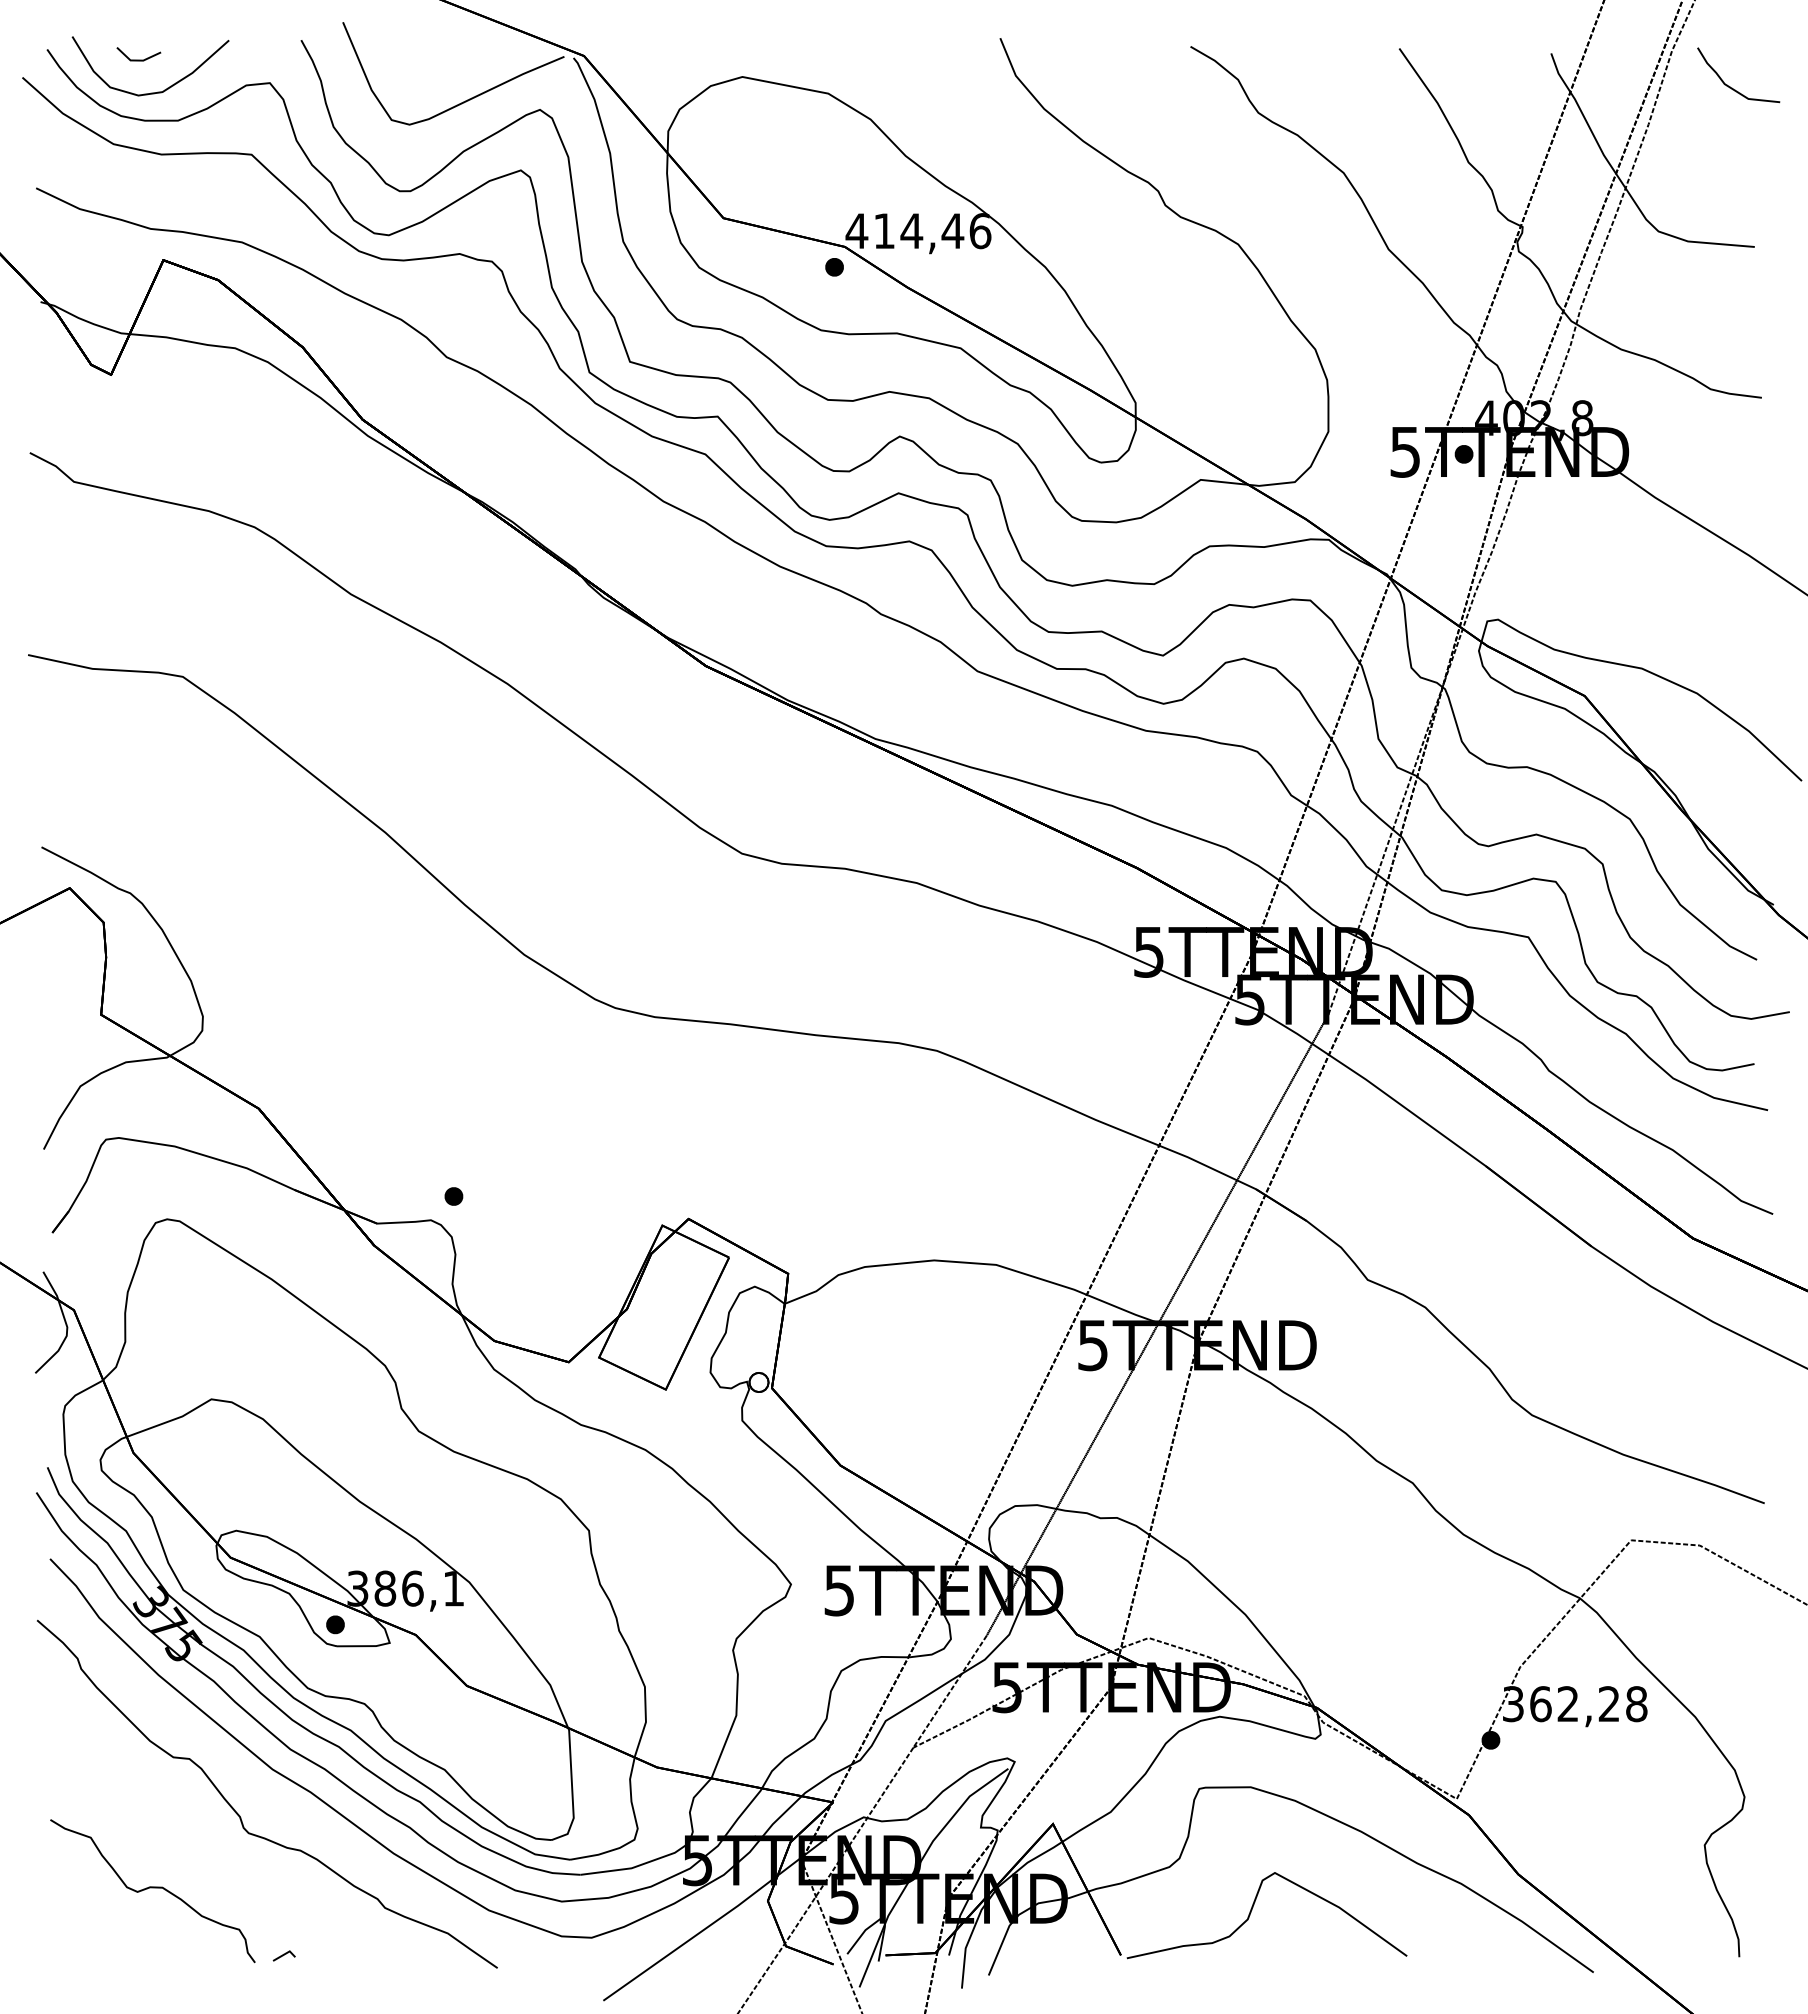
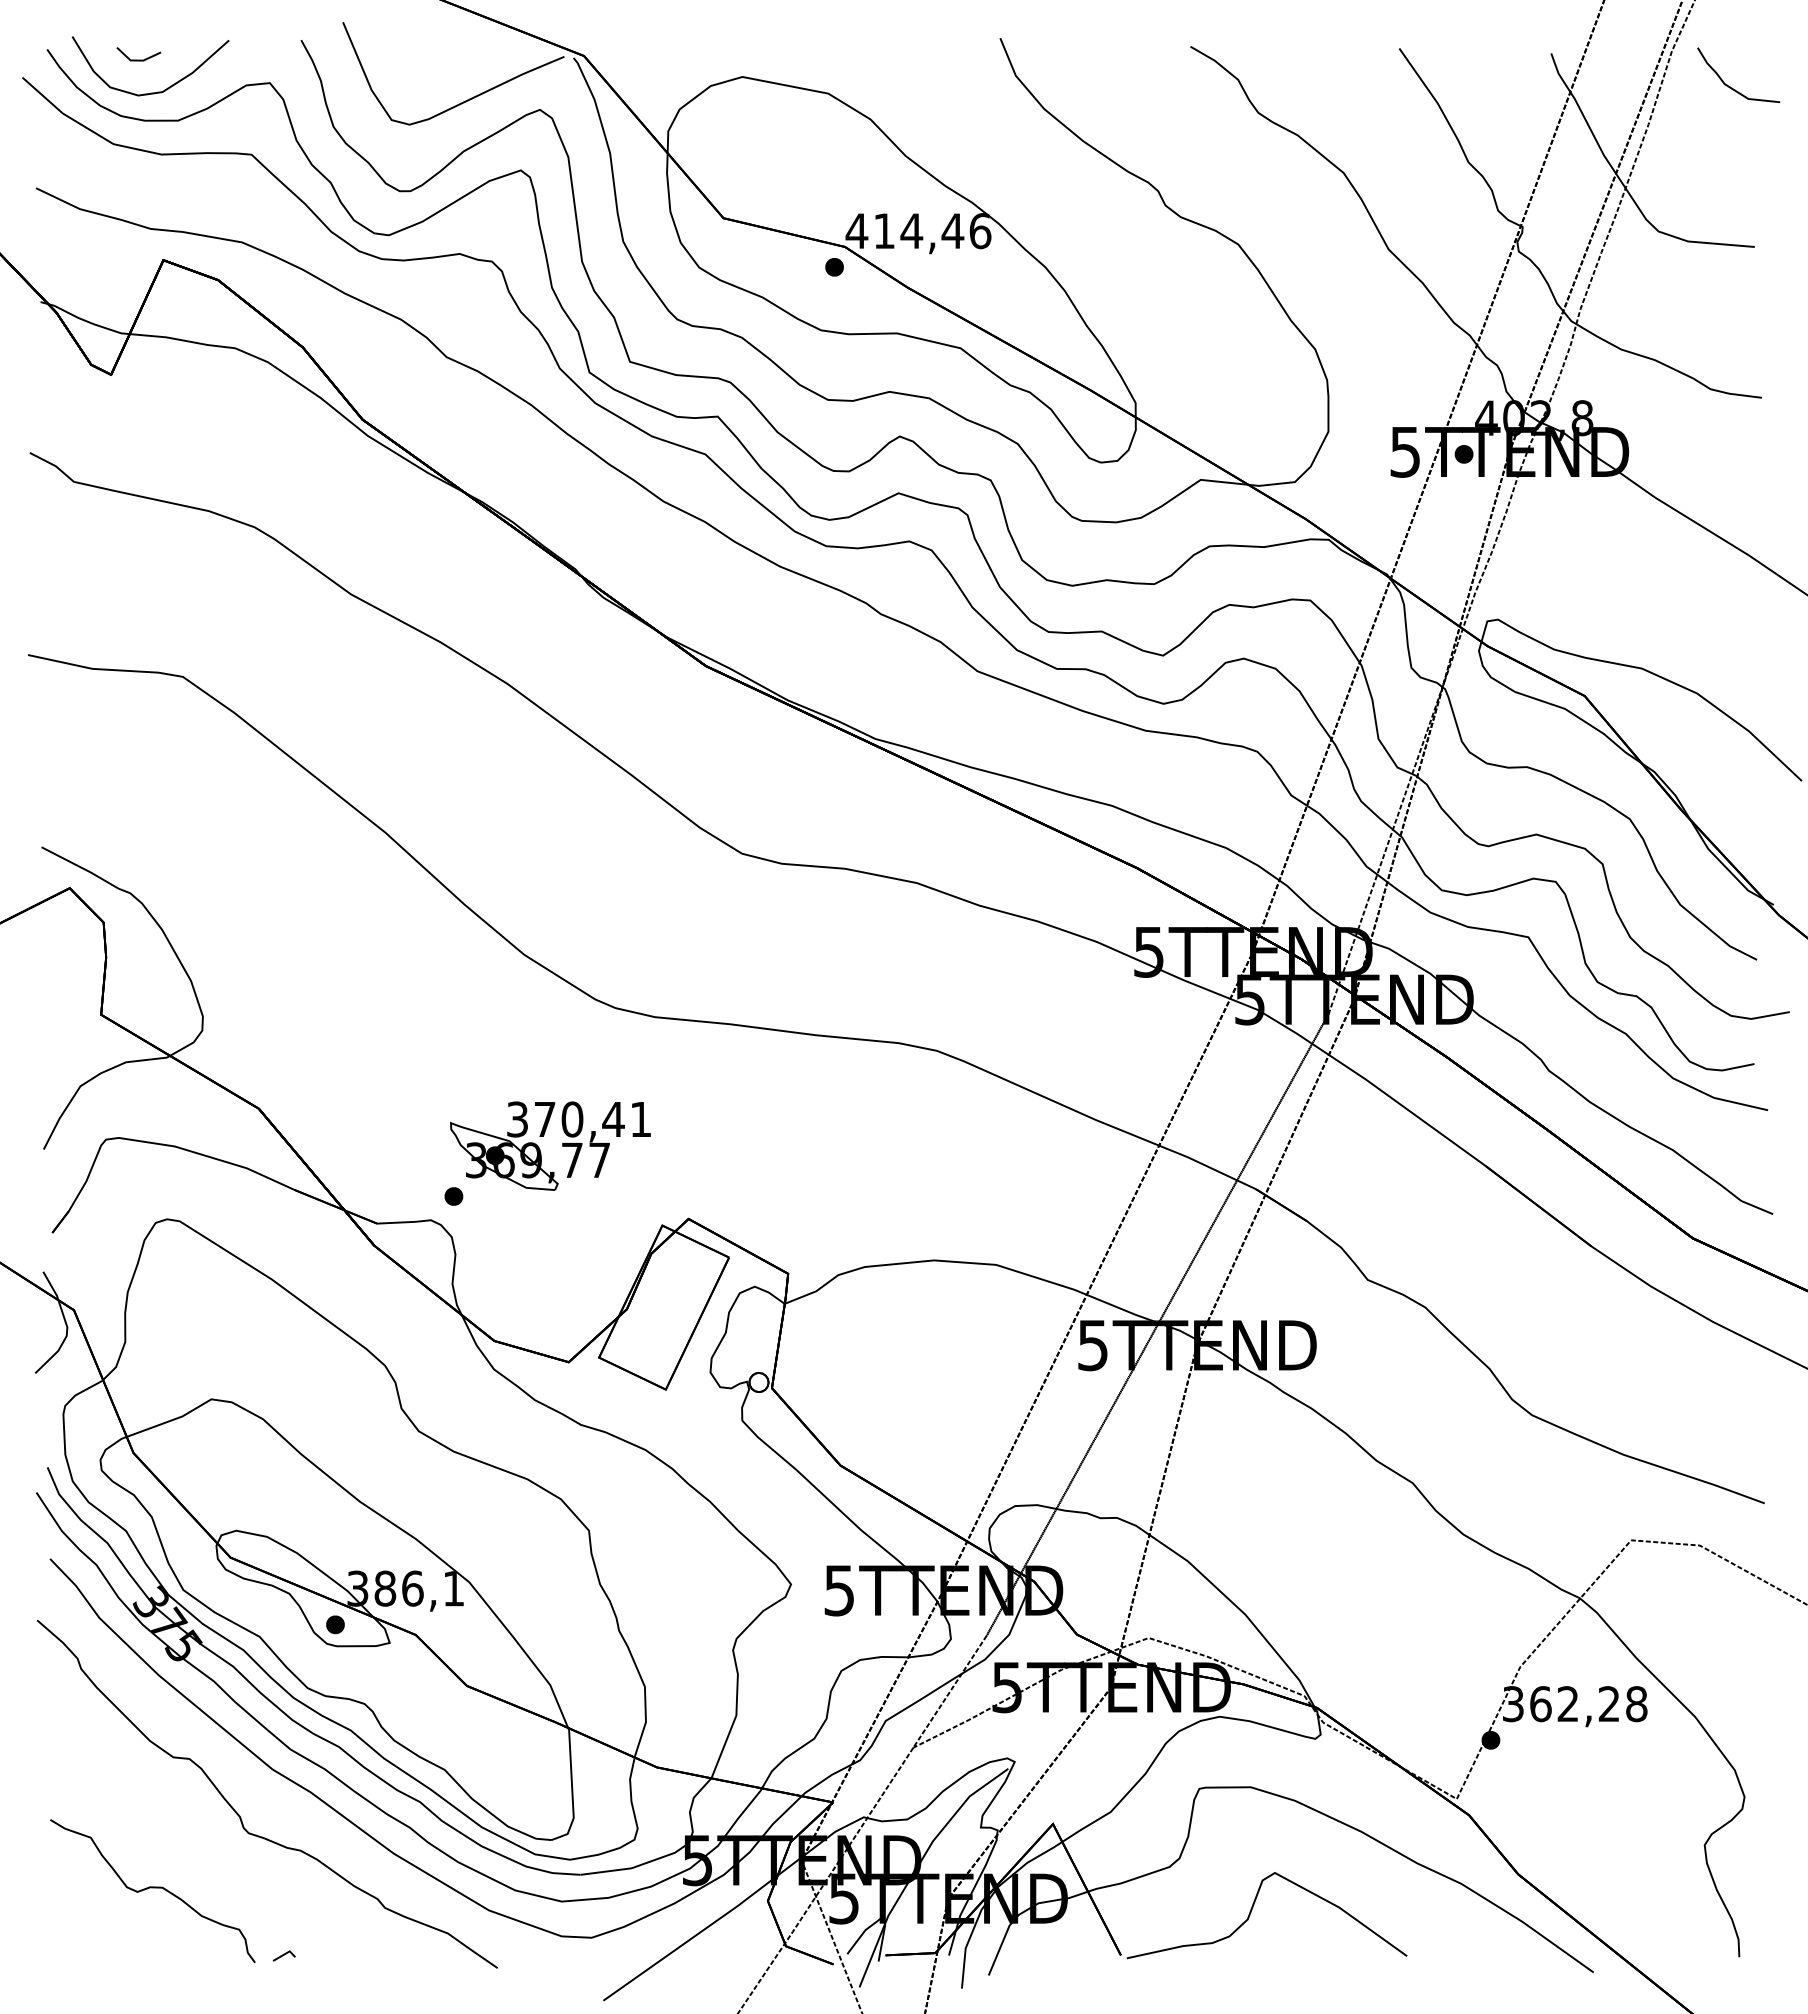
part: none -> present (540, 1149)
